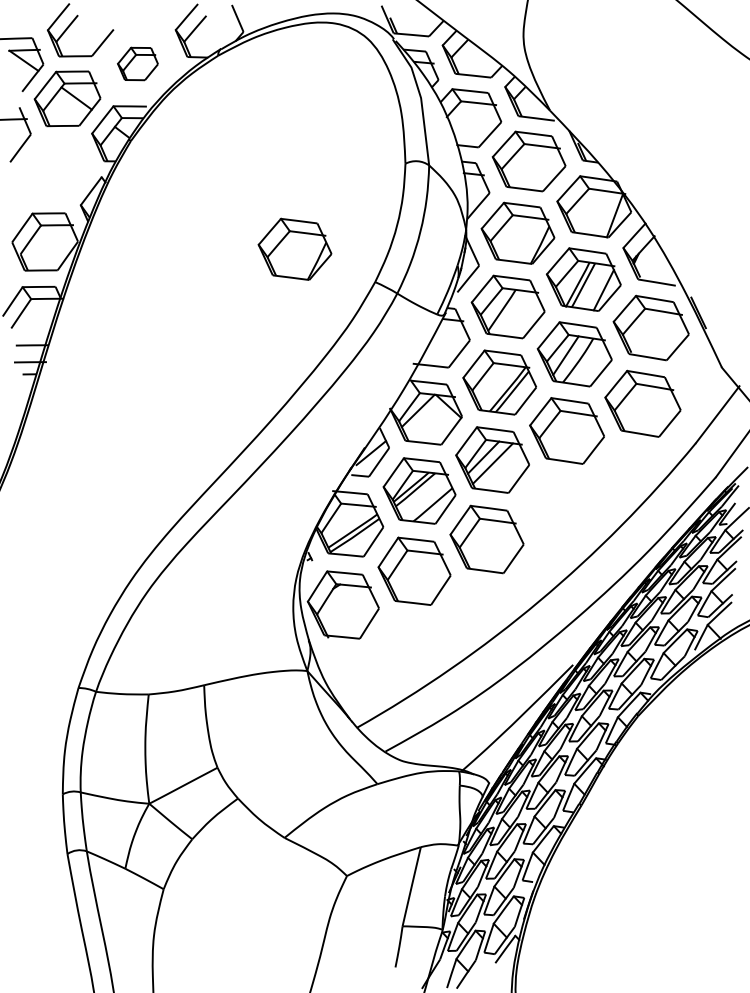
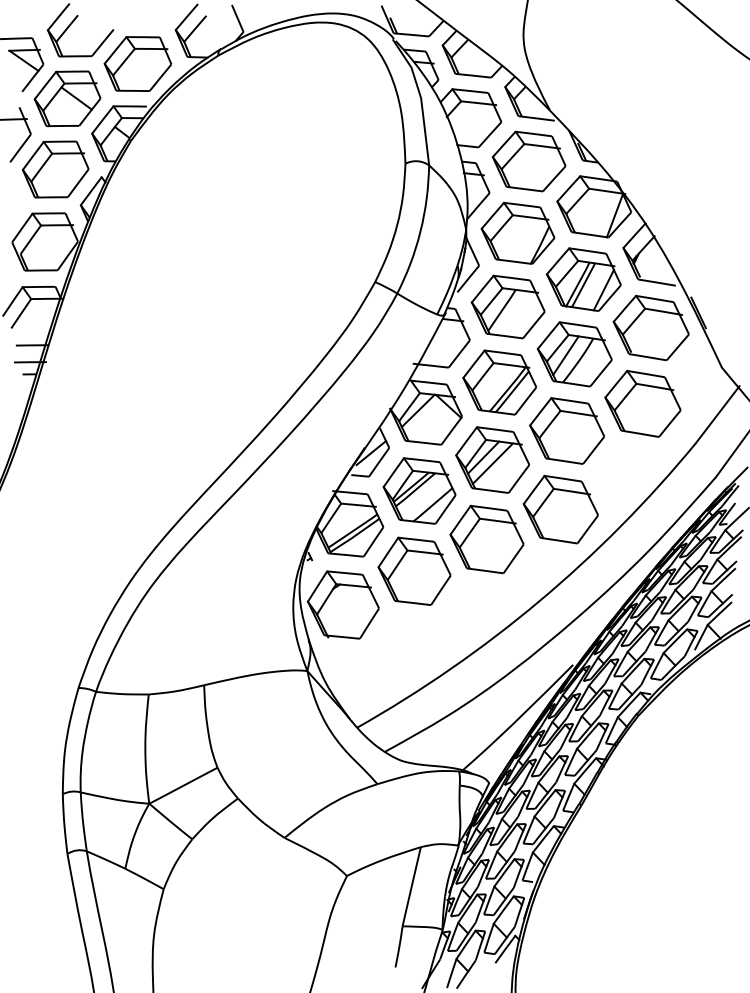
part size: 42x36 px -> 70x56 px (137, 63)
part: none -> present (55, 169)
part: present -> none (294, 248)
part: none -> present (560, 509)
